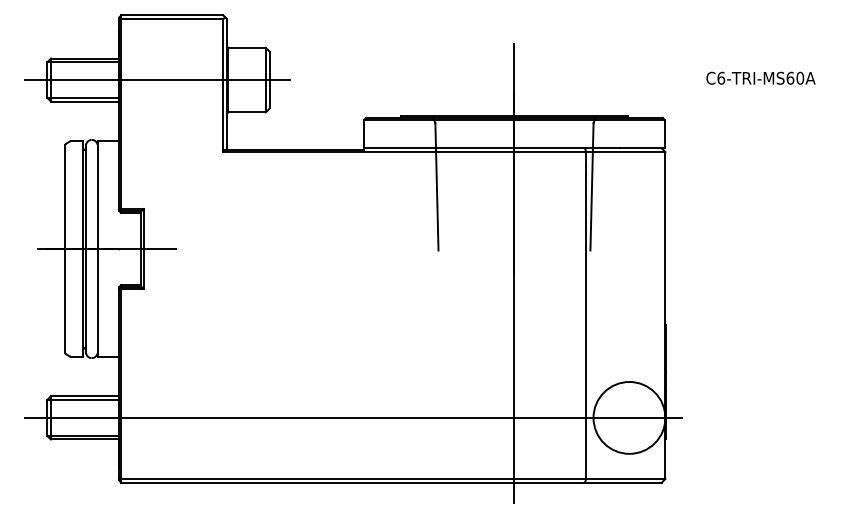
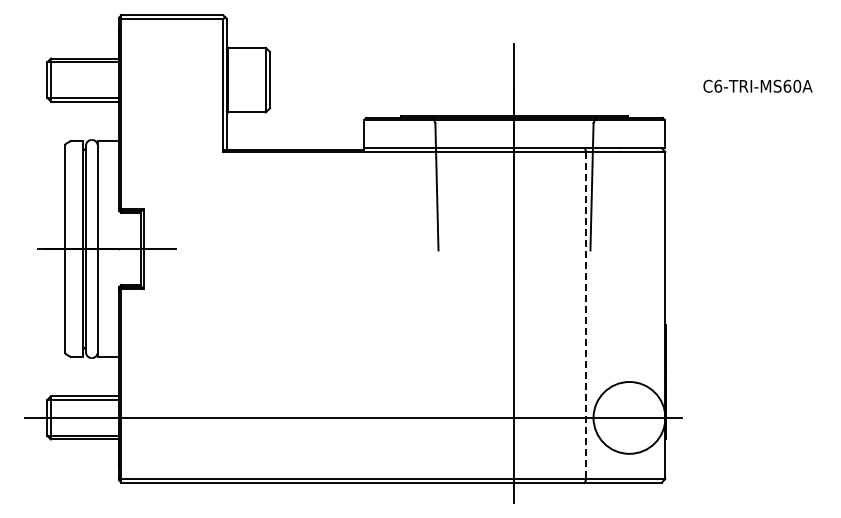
text position: (760, 77) -> (757, 85) (757, 85)
line: present -> none (157, 80)
line: solid -> dashed (586, 315)
